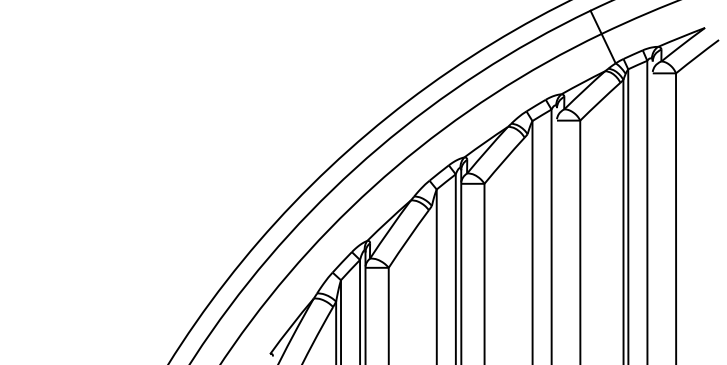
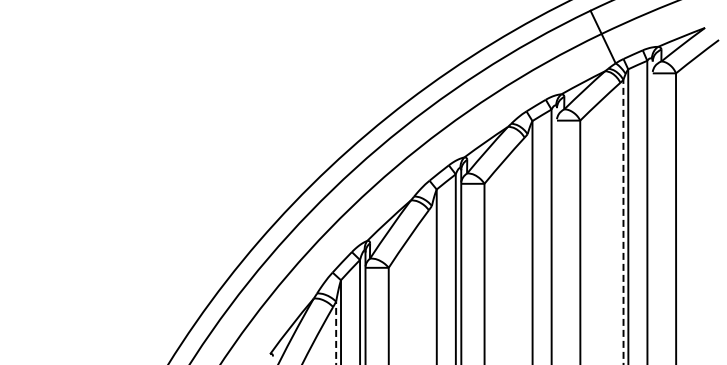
line: solid -> dashed (623, 221)
line: solid -> dashed (336, 332)
